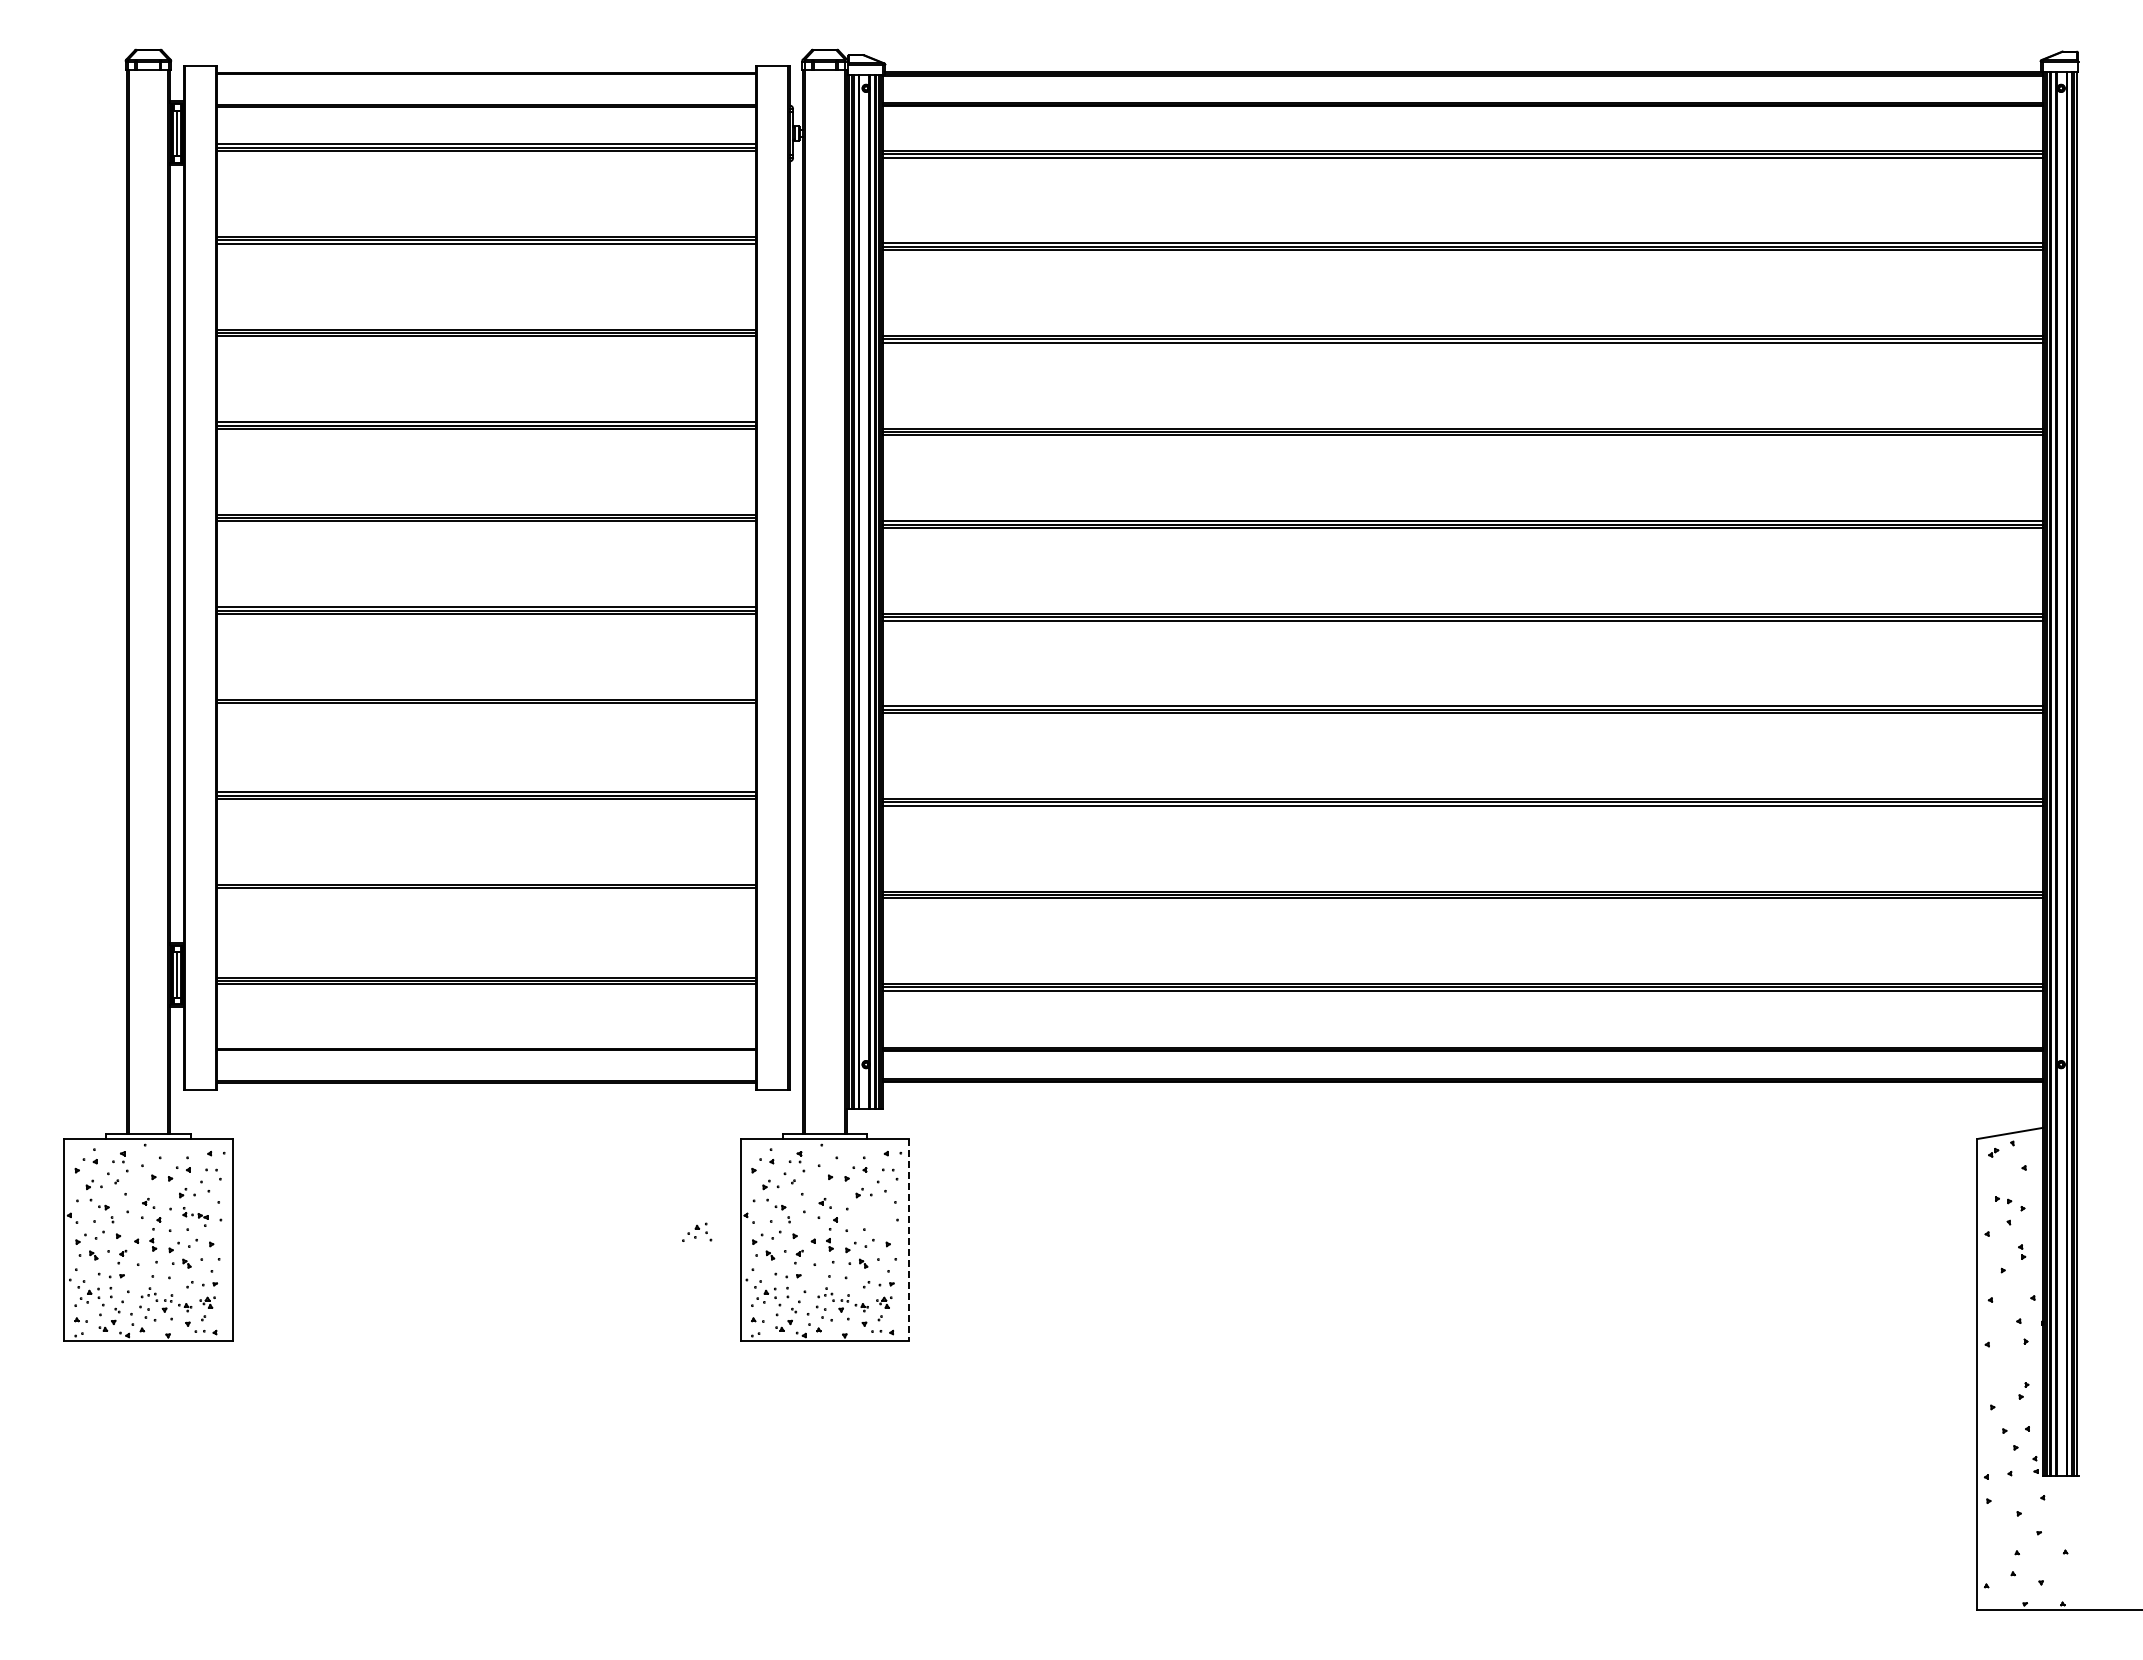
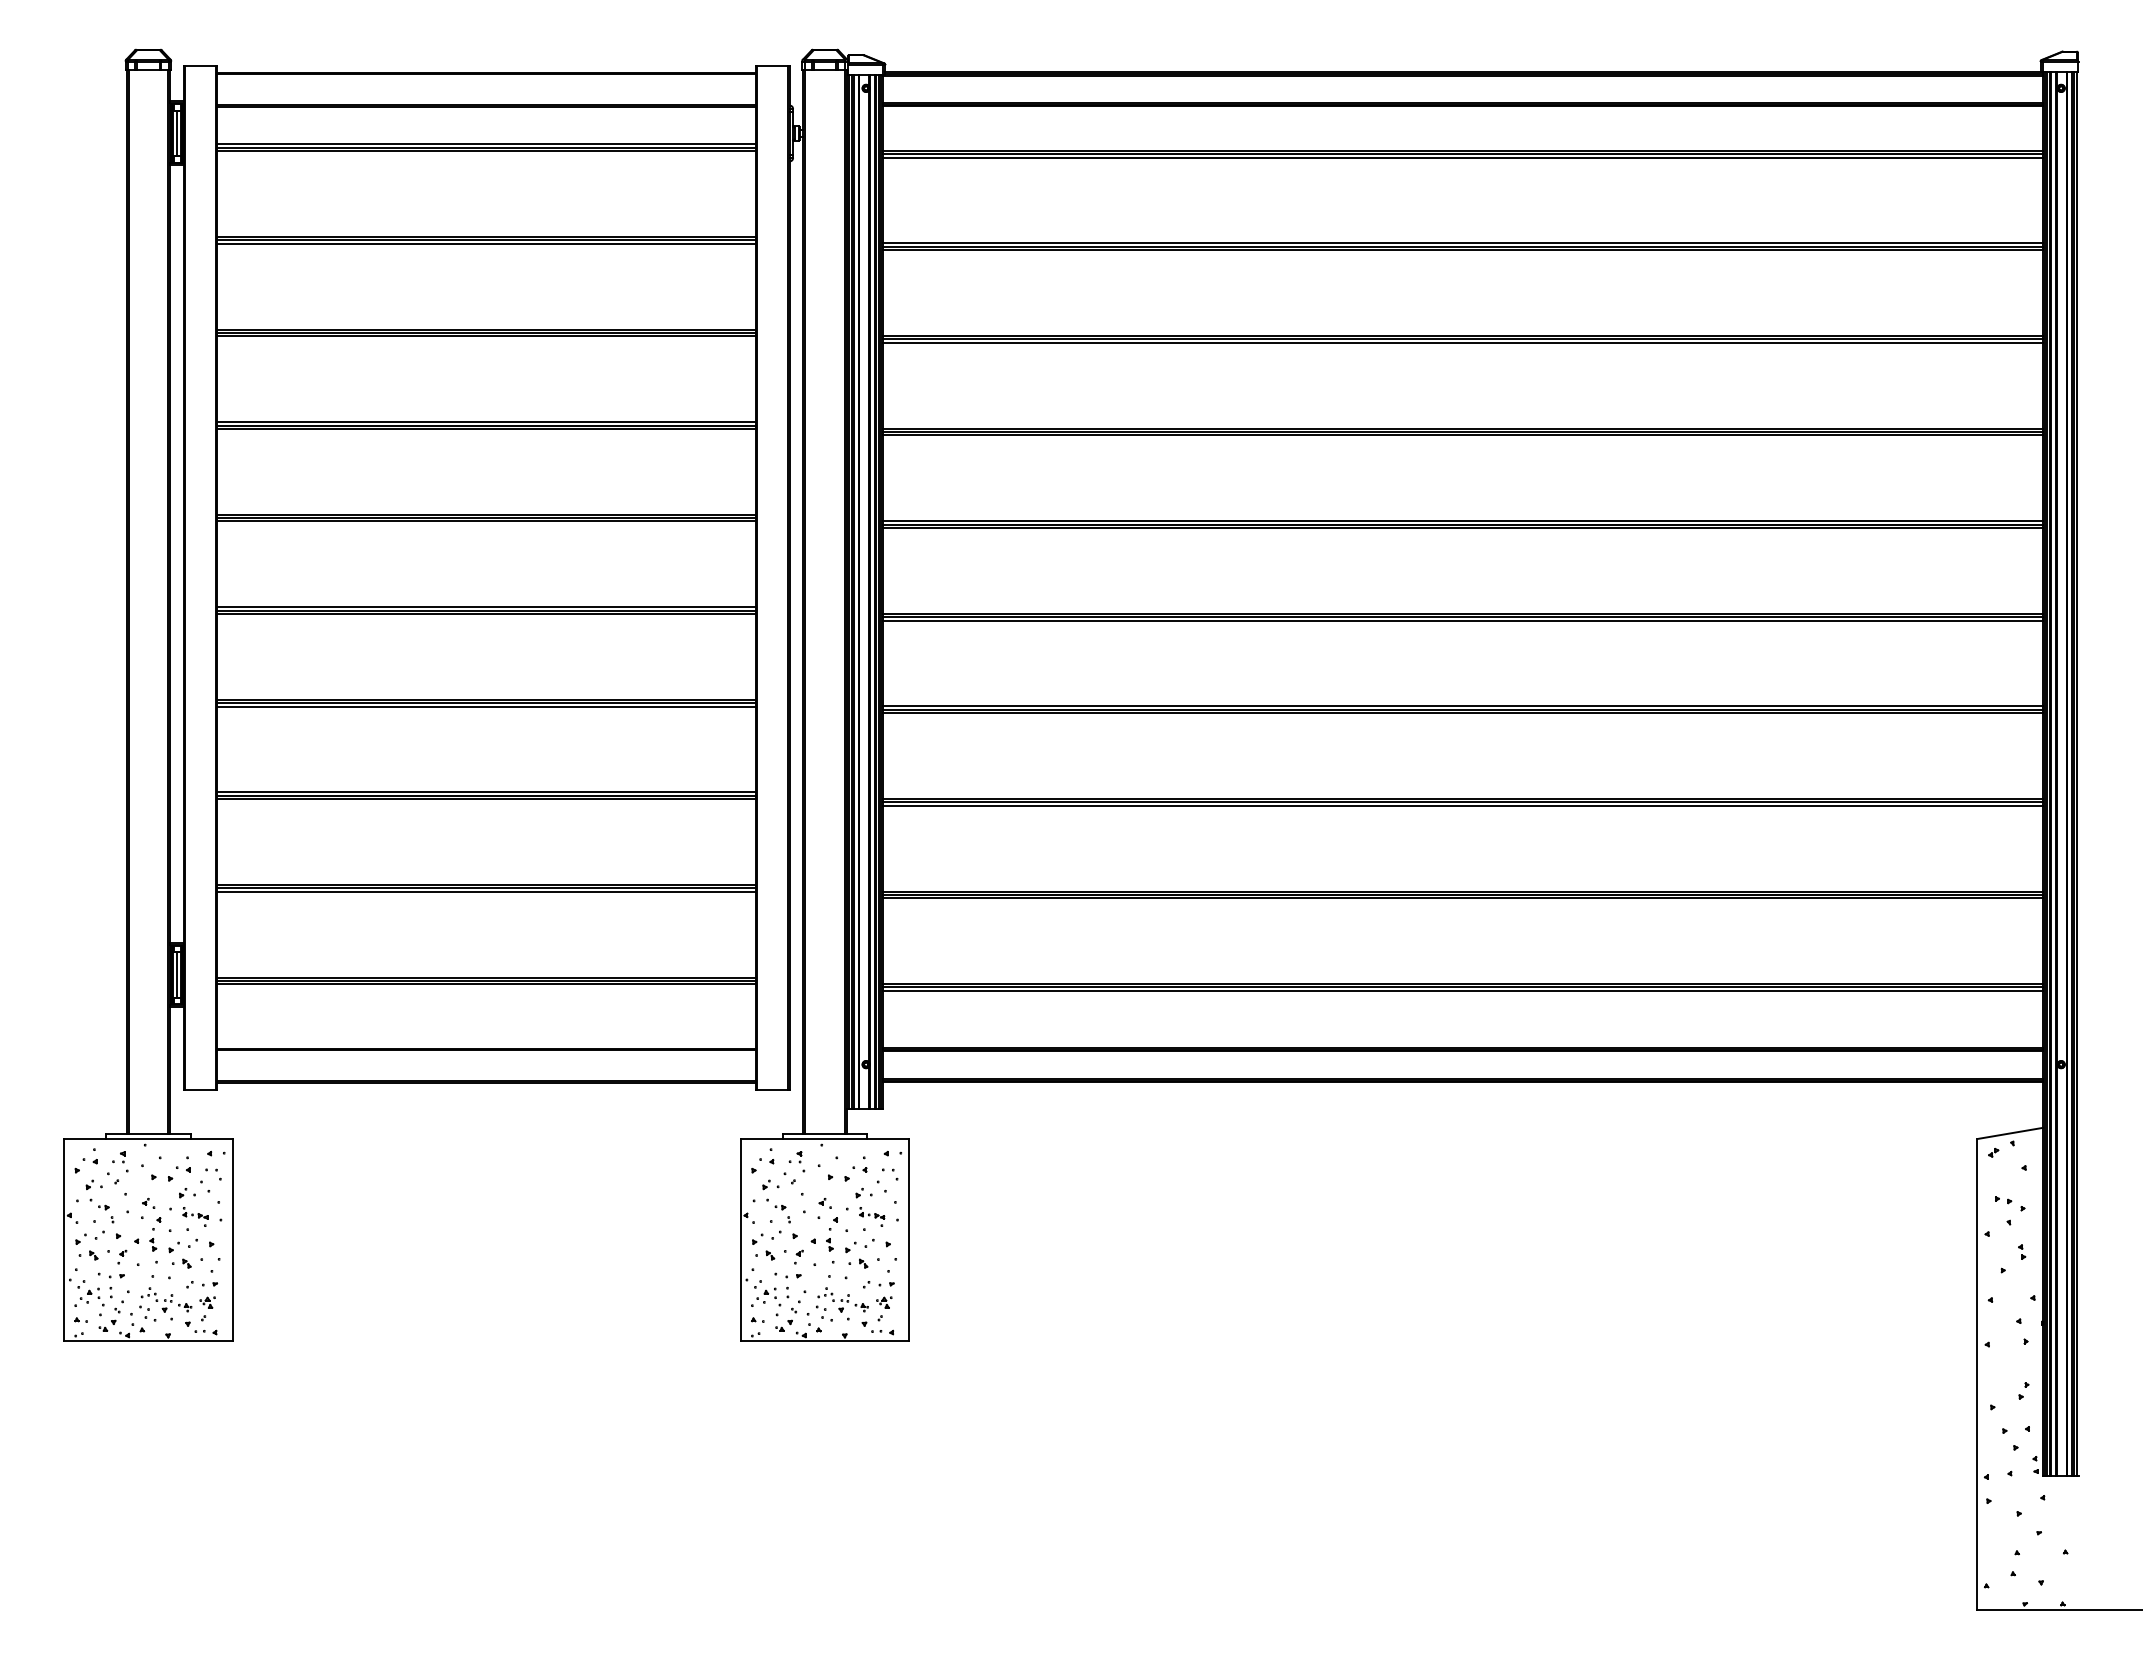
line: none -> present (486, 706)
line: none -> present (486, 891)
part: none -> present (872, 1216)
part: present -> none (697, 1231)
line: dashed -> solid (909, 1240)
